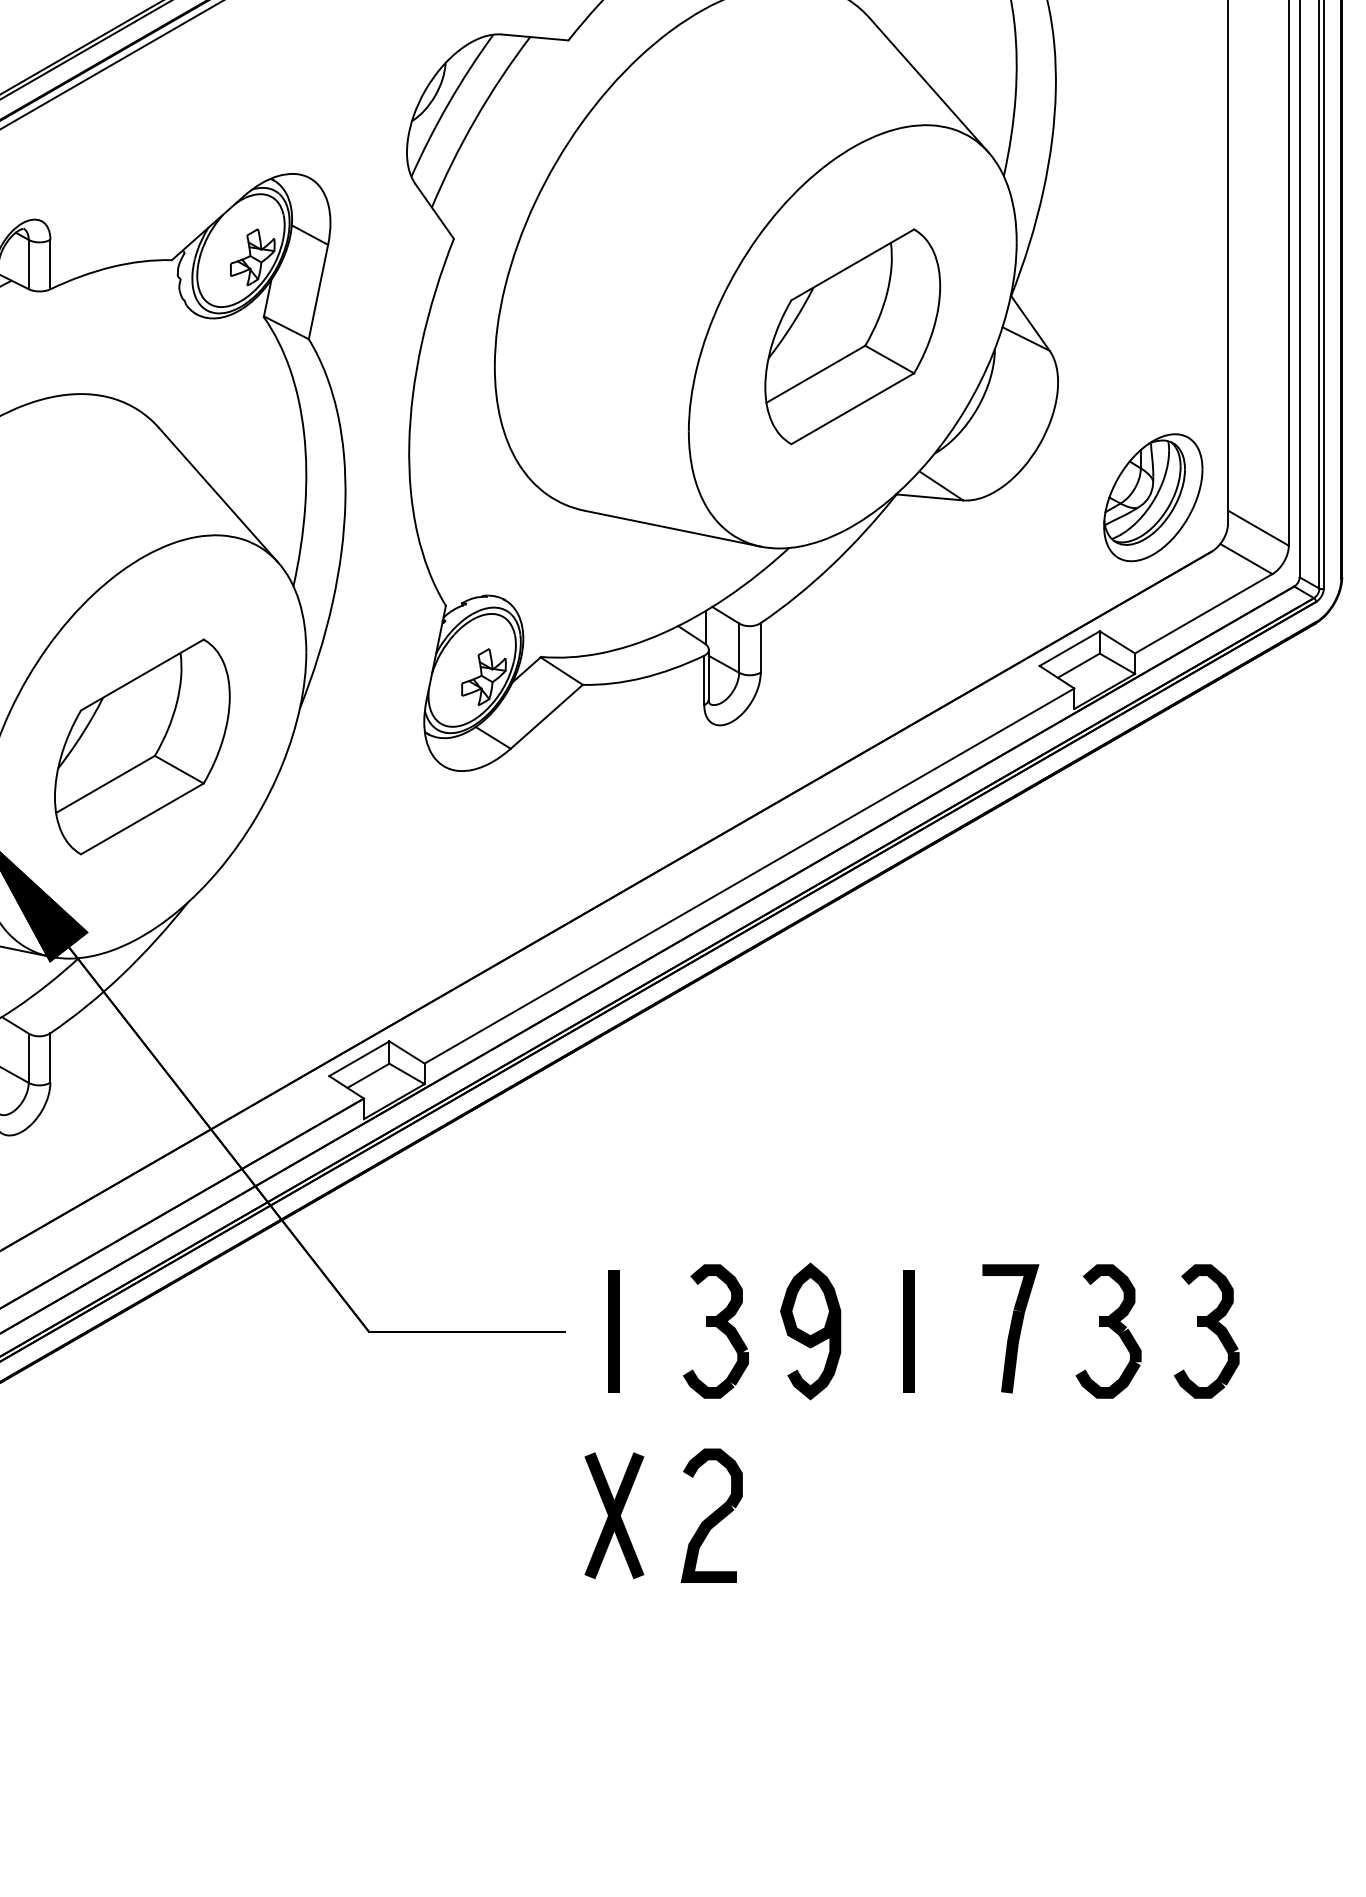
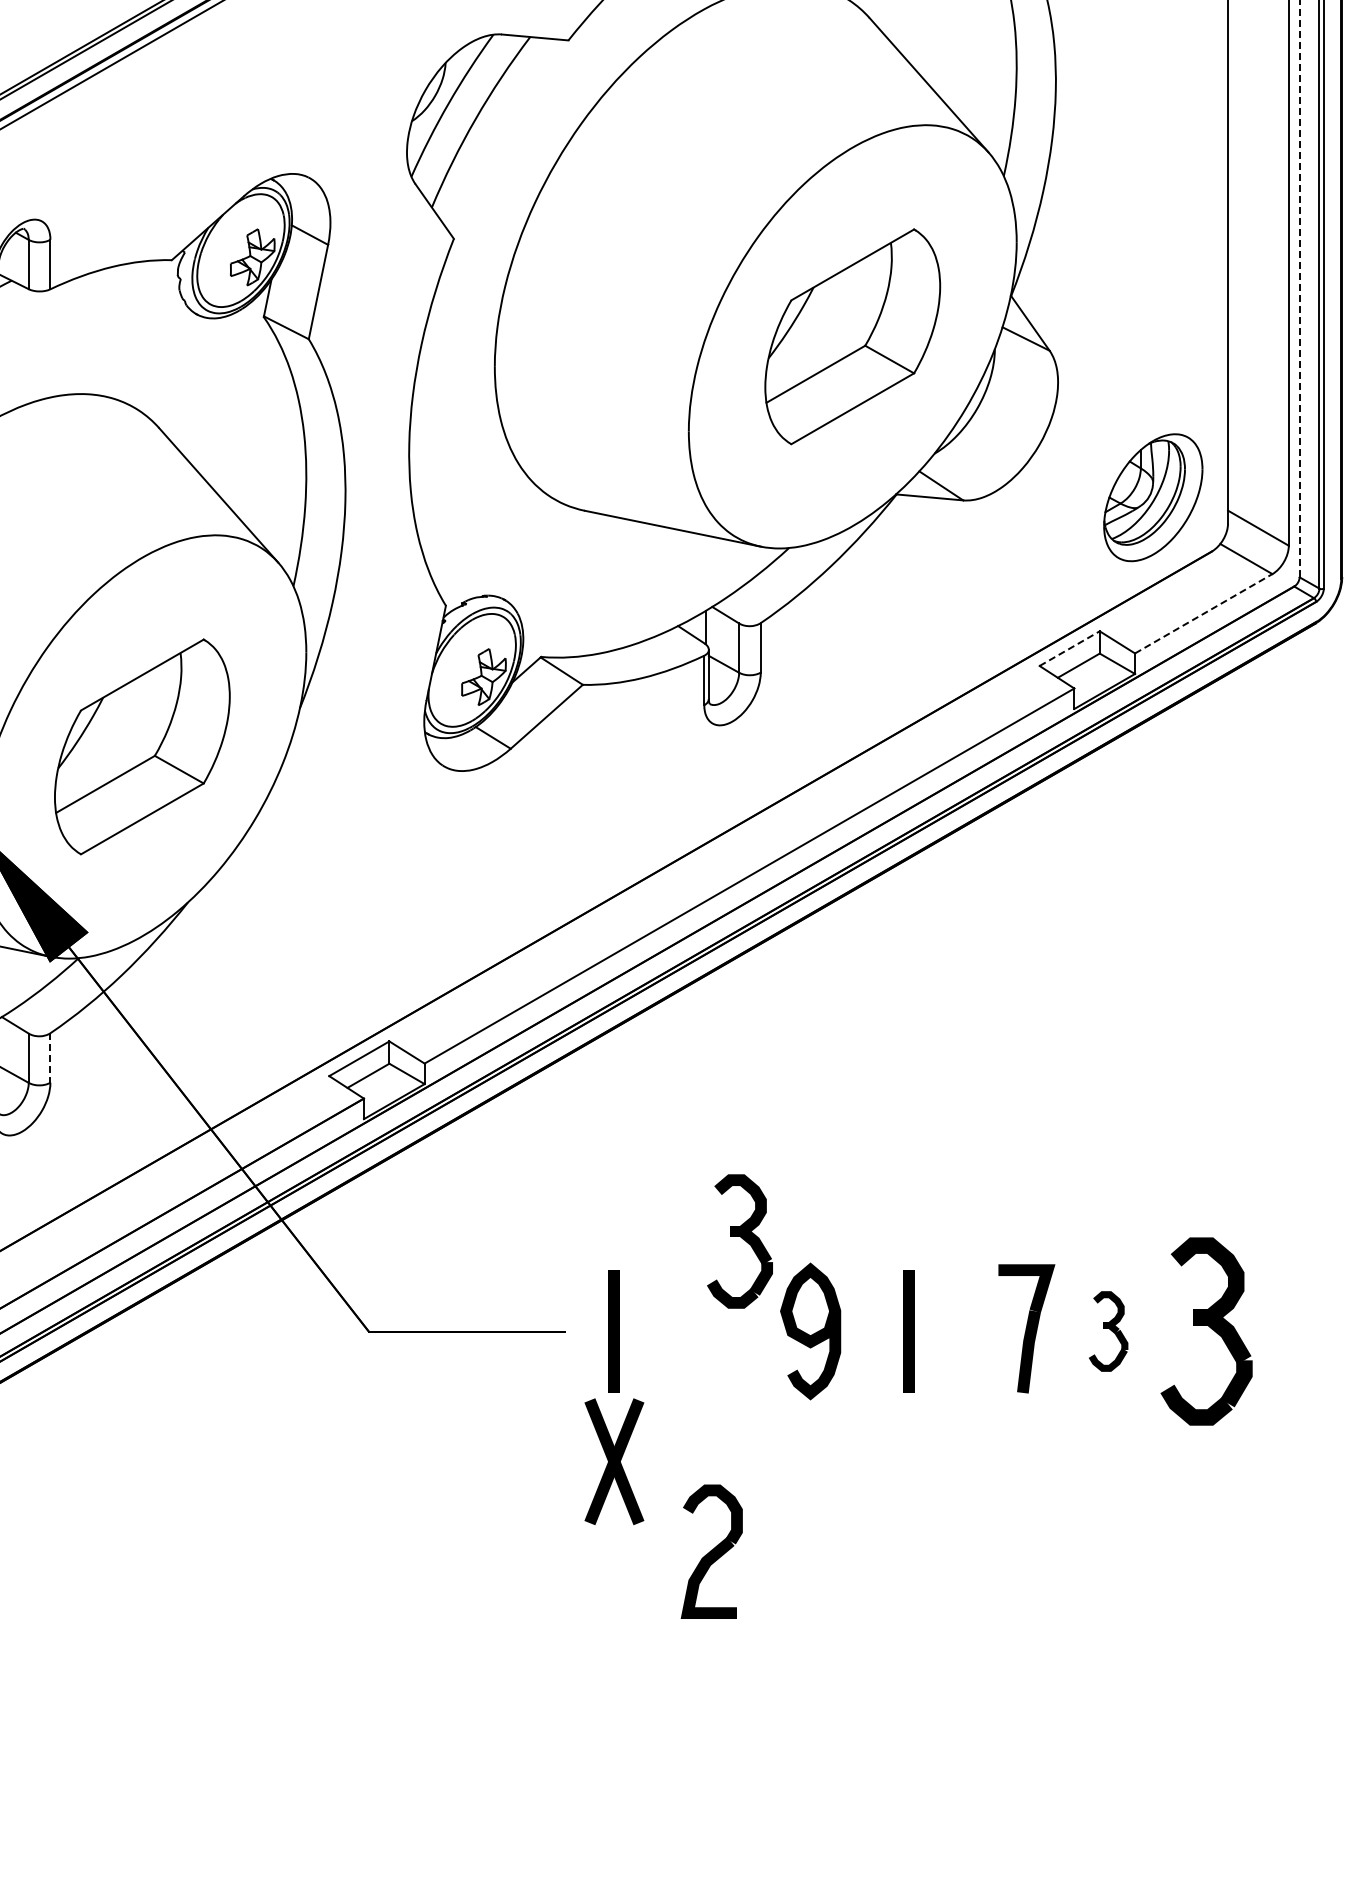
line: solid -> dashed (1299, 288)
line: solid -> dashed (1204, 613)
line: solid -> dashed (1069, 648)
line: solid -> dashed (50, 1058)
part position: (1010, 1328) -> (1026, 1328) (1026, 1328)
part position: (715, 1331) -> (739, 1241) (739, 1241)
part size: 67x135 px -> 40x81 px (1108, 1331)
part size: 66x135 px -> 93x189 px (1206, 1331)
part position: (614, 1515) -> (614, 1461) (614, 1461)
part position: (711, 1515) -> (711, 1551) (711, 1551)
